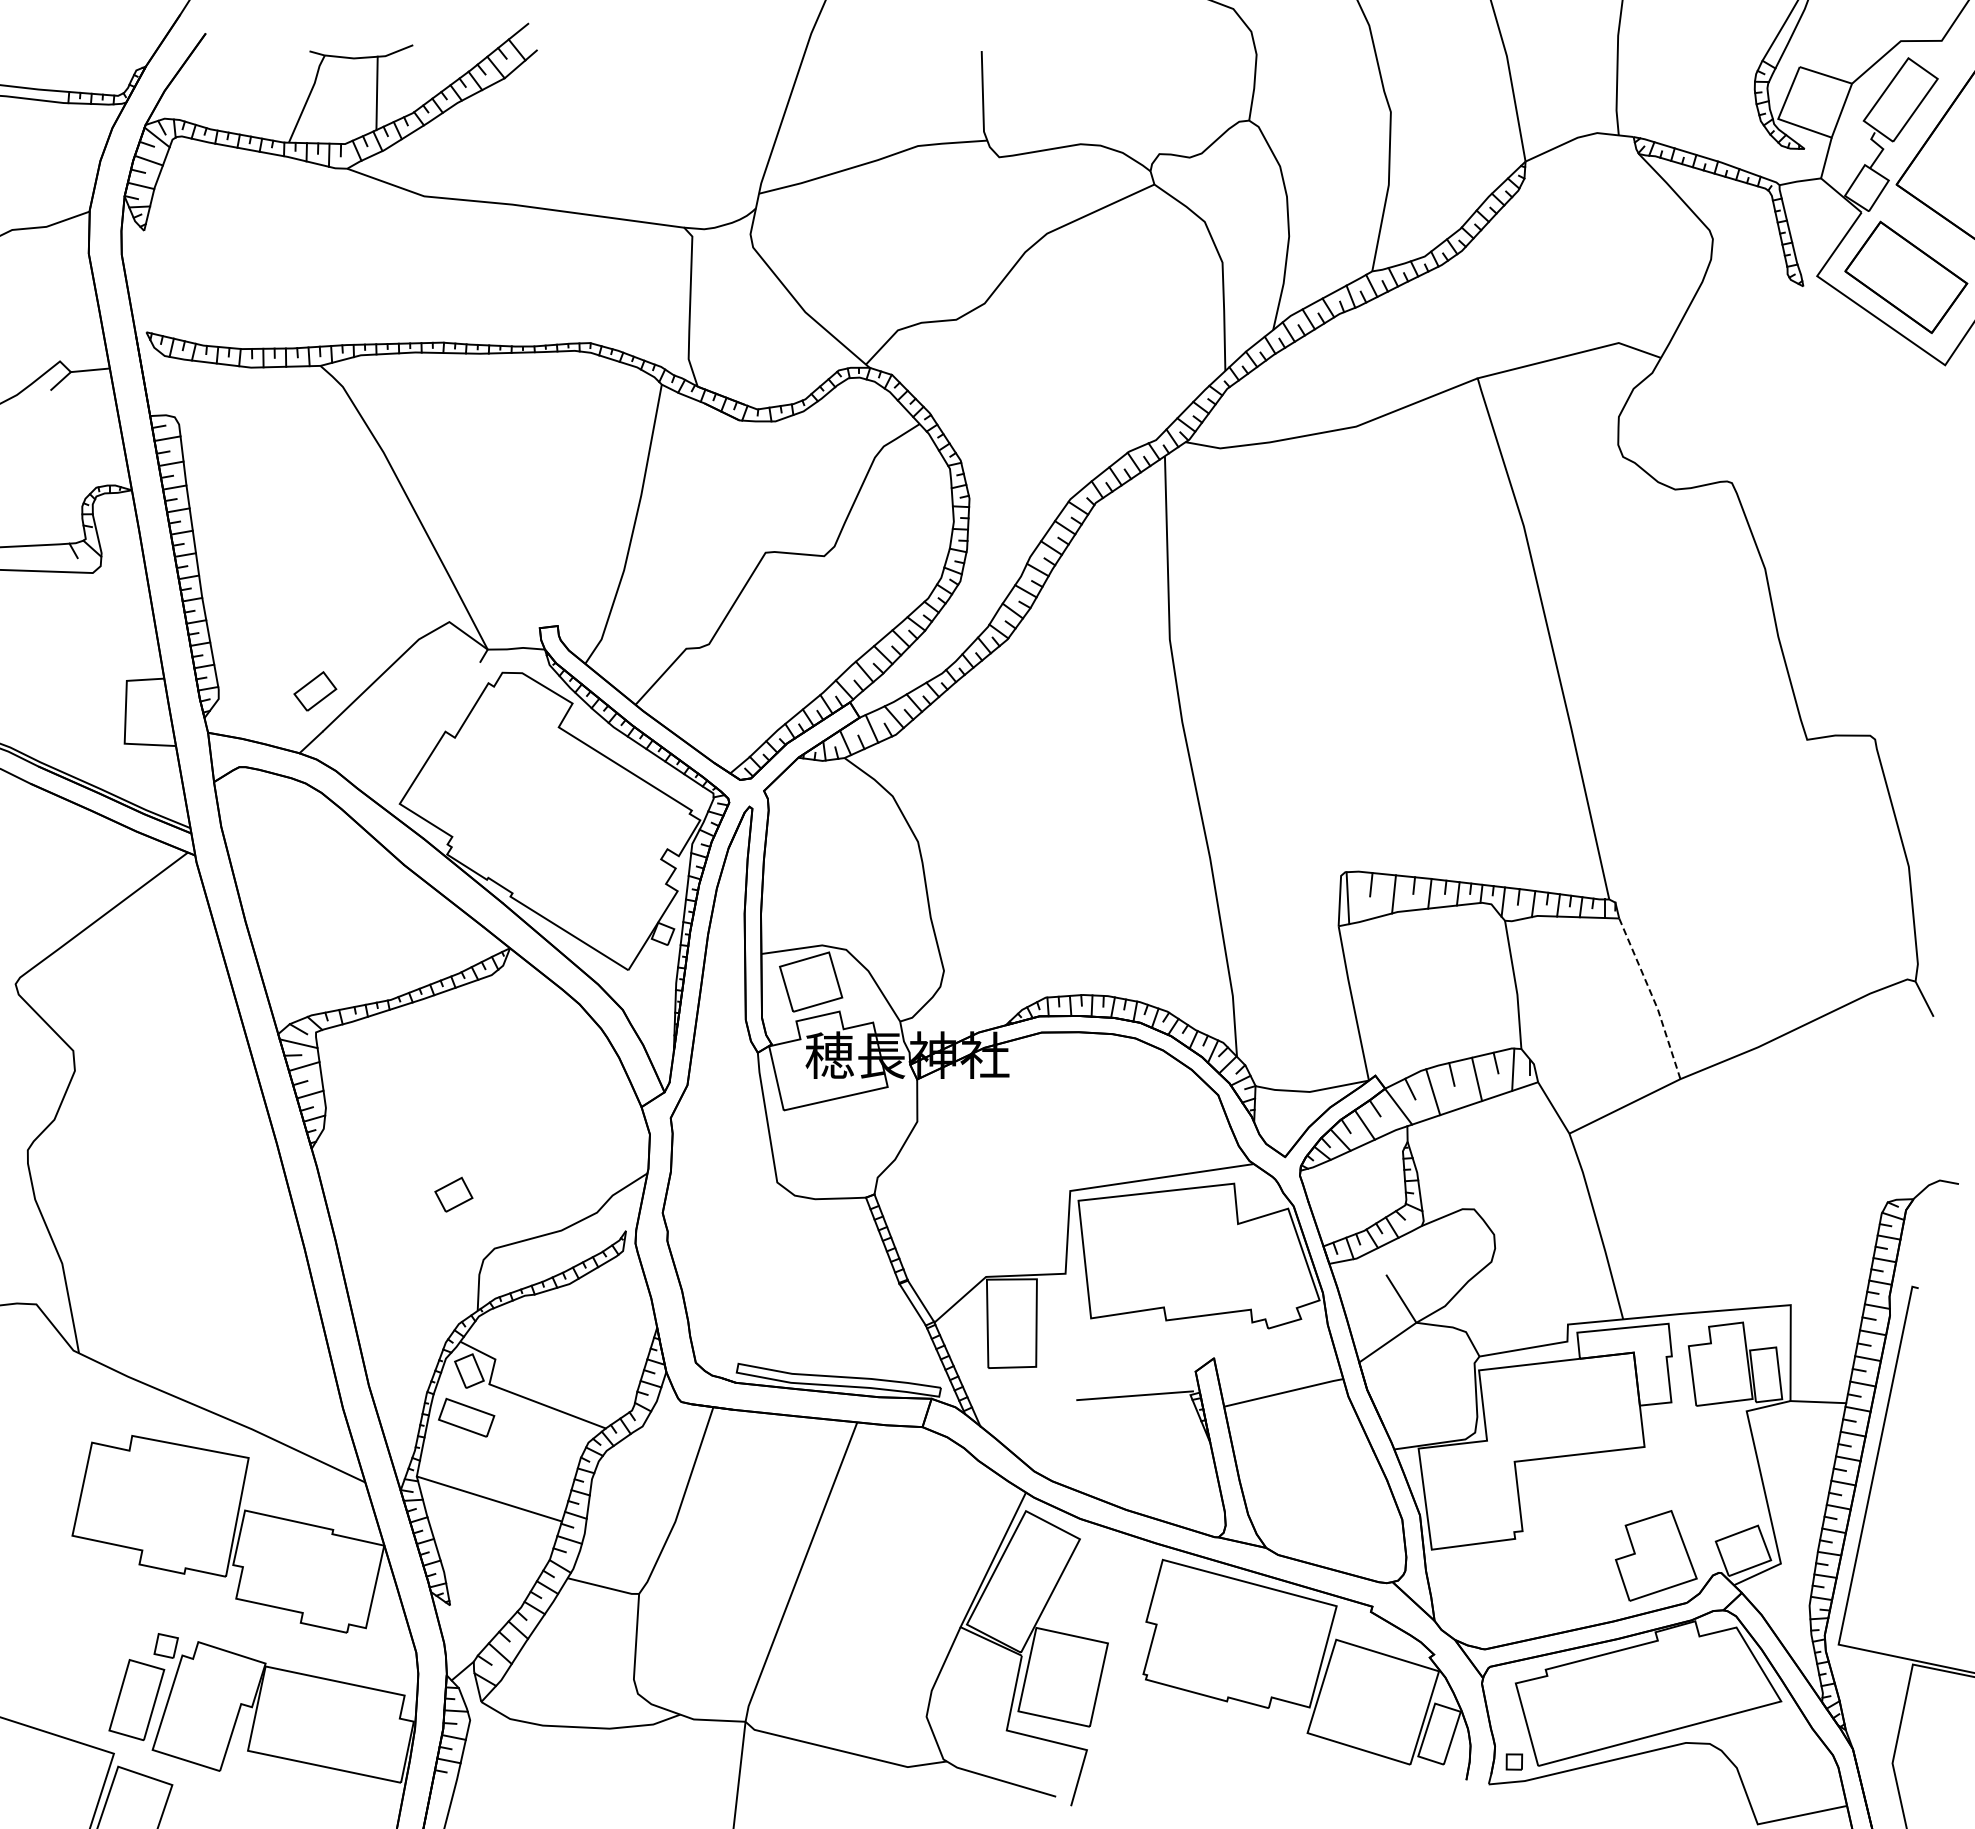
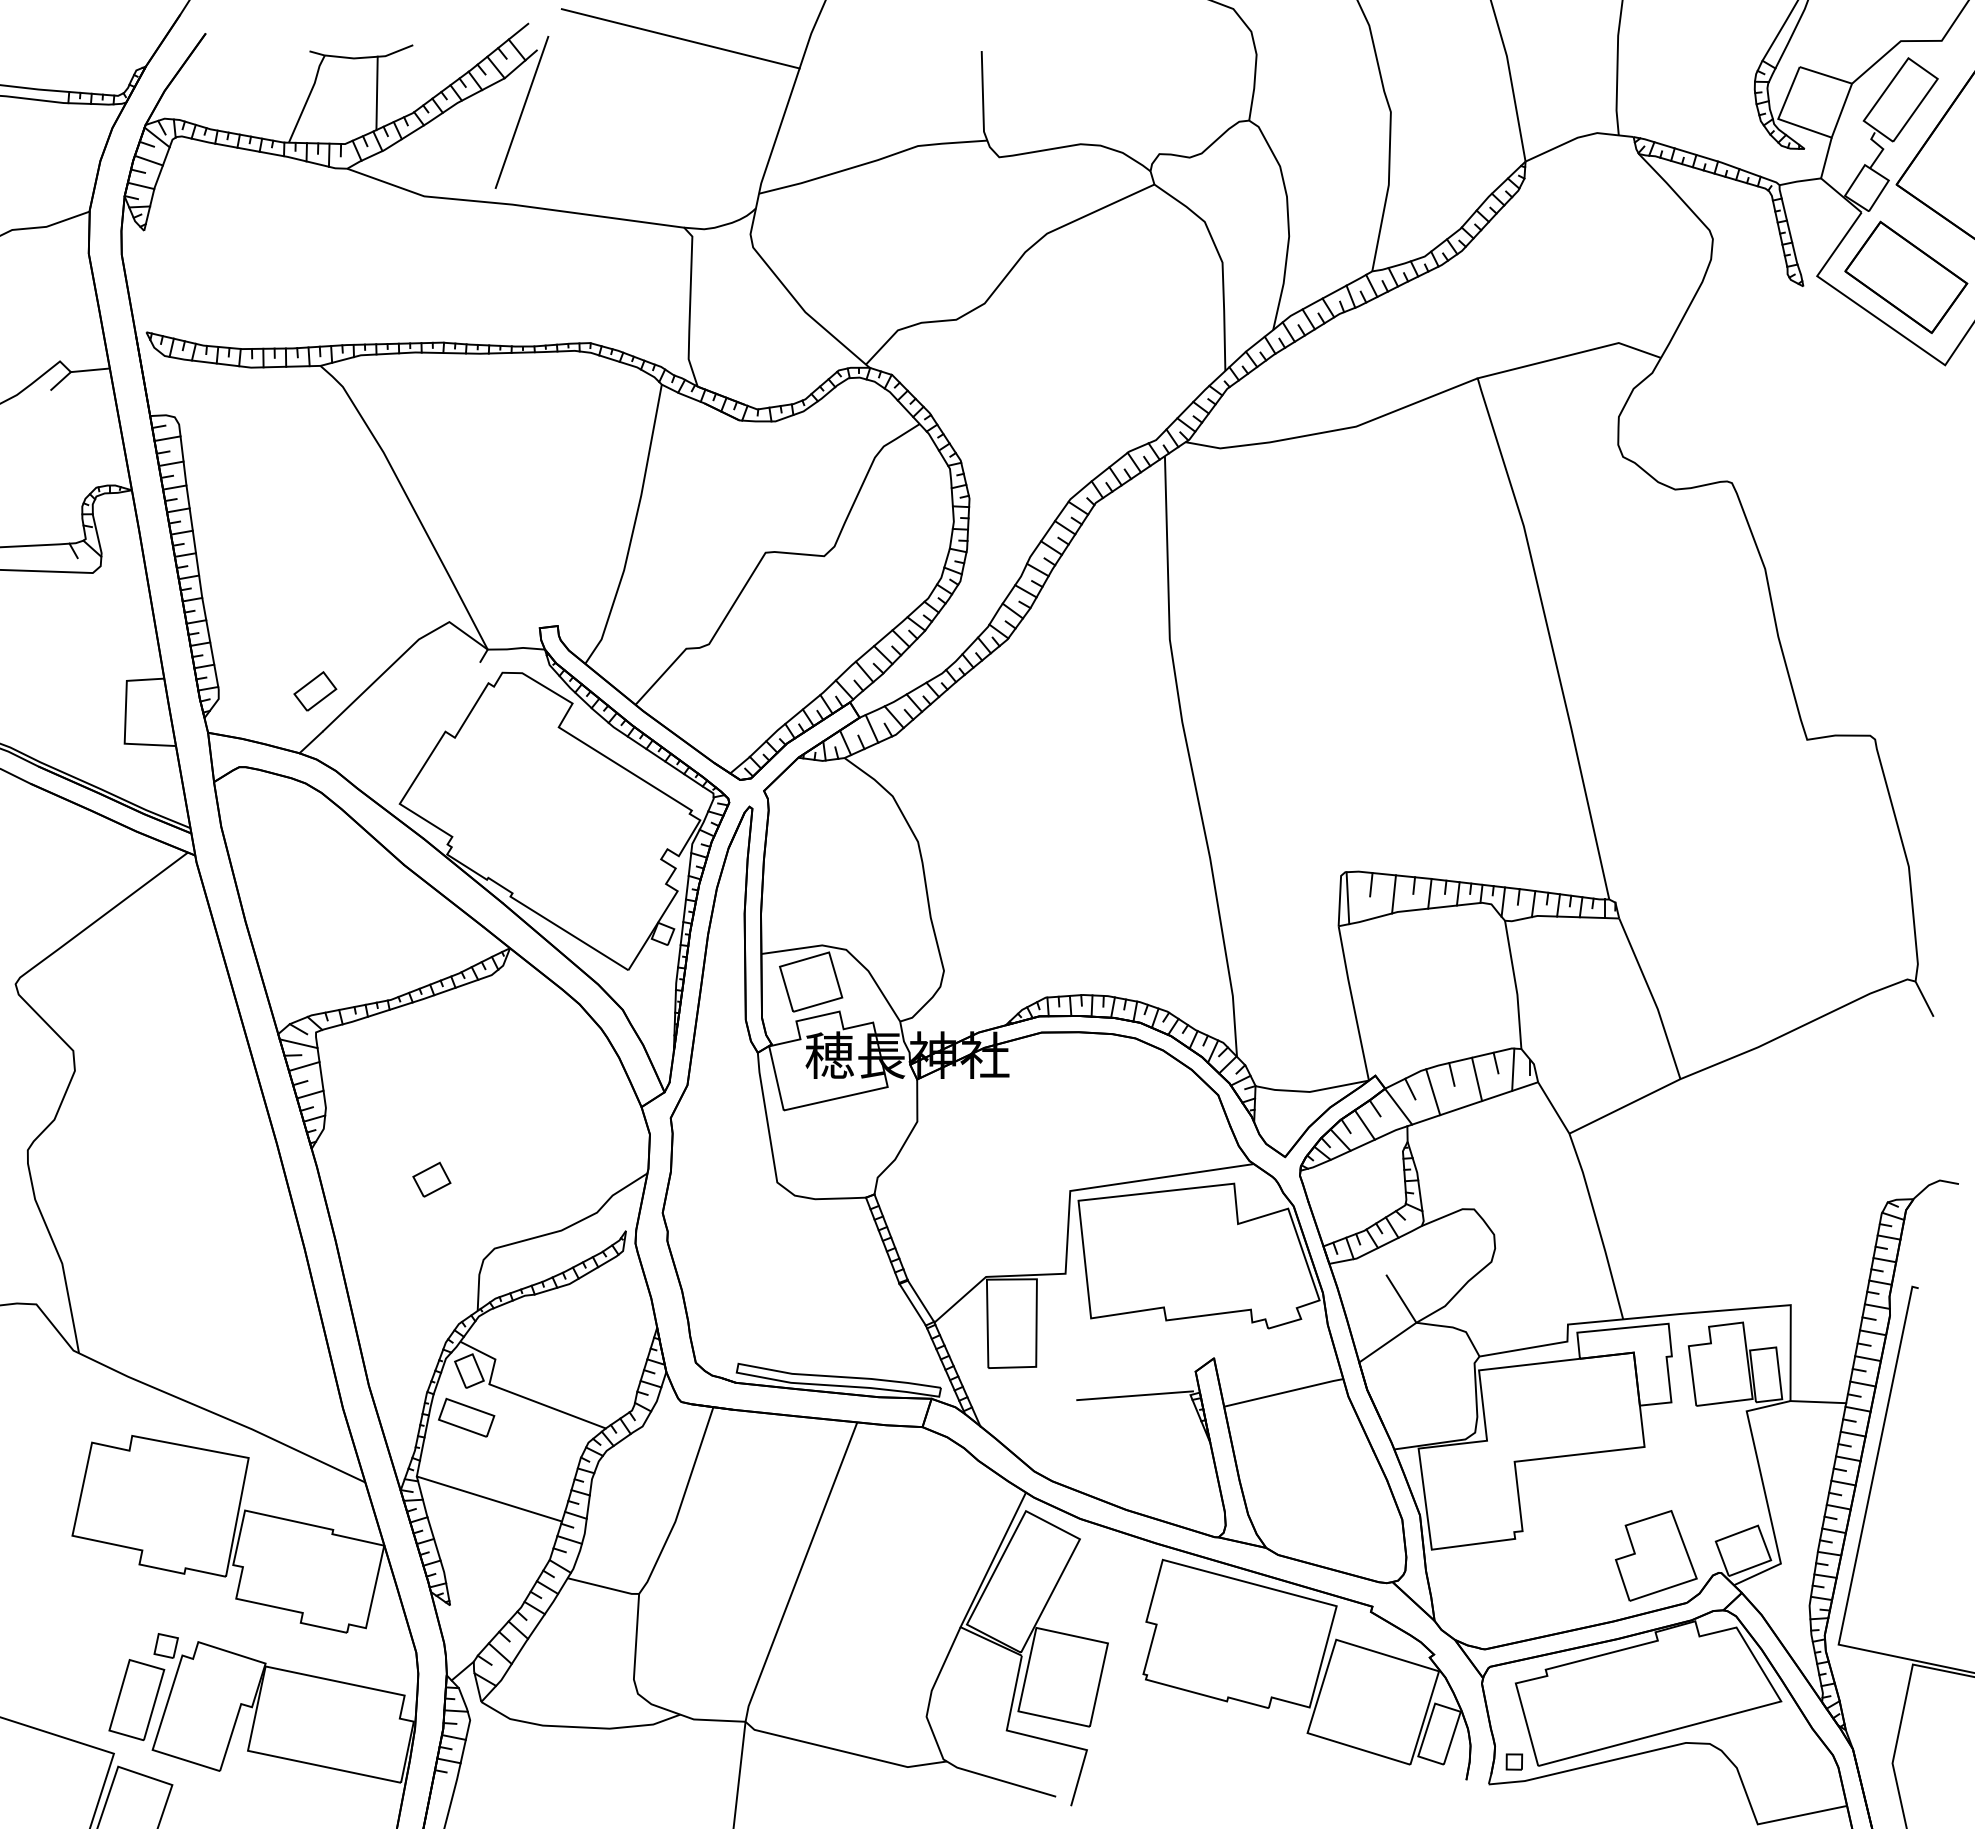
line: none -> present (680, 38)
line: none -> present (521, 112)
line: dashed -> solid (1653, 998)
part position: (453, 1194) -> (431, 1179) (431, 1179)
